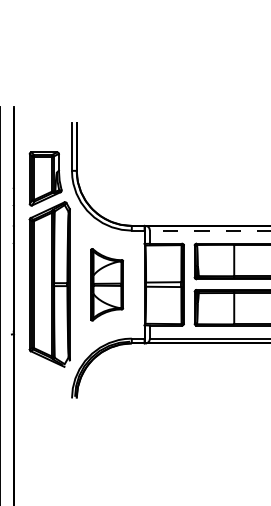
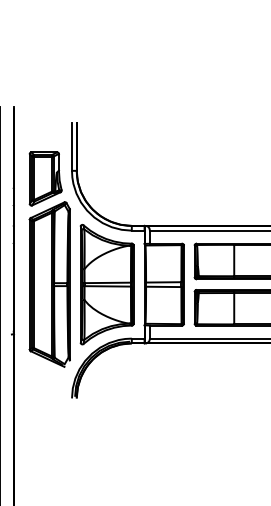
line: dashed -> solid (209, 230)
part size: 35x74 px -> 56x122 px (106, 284)
